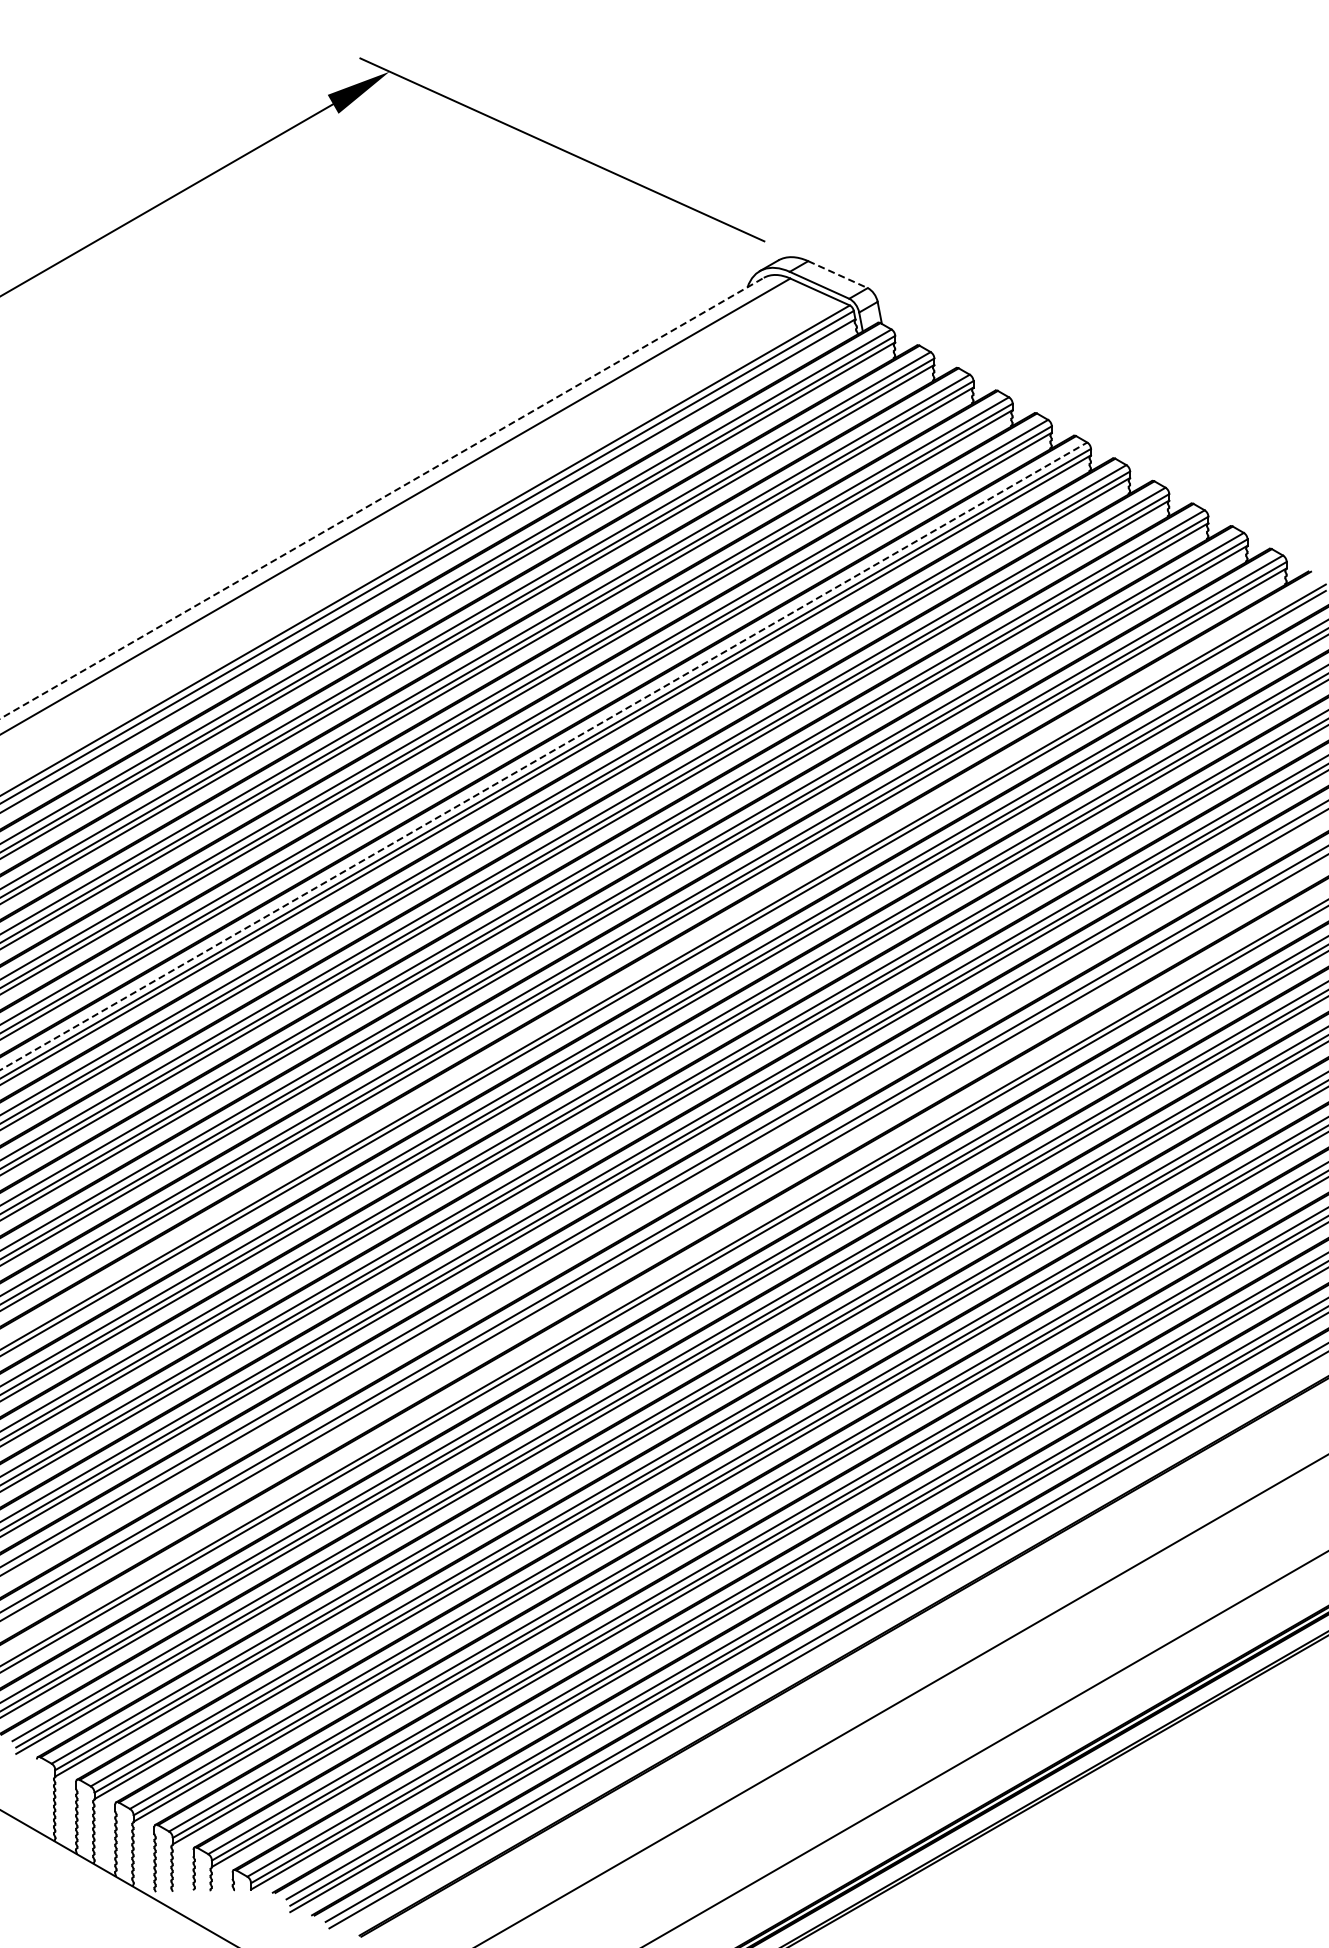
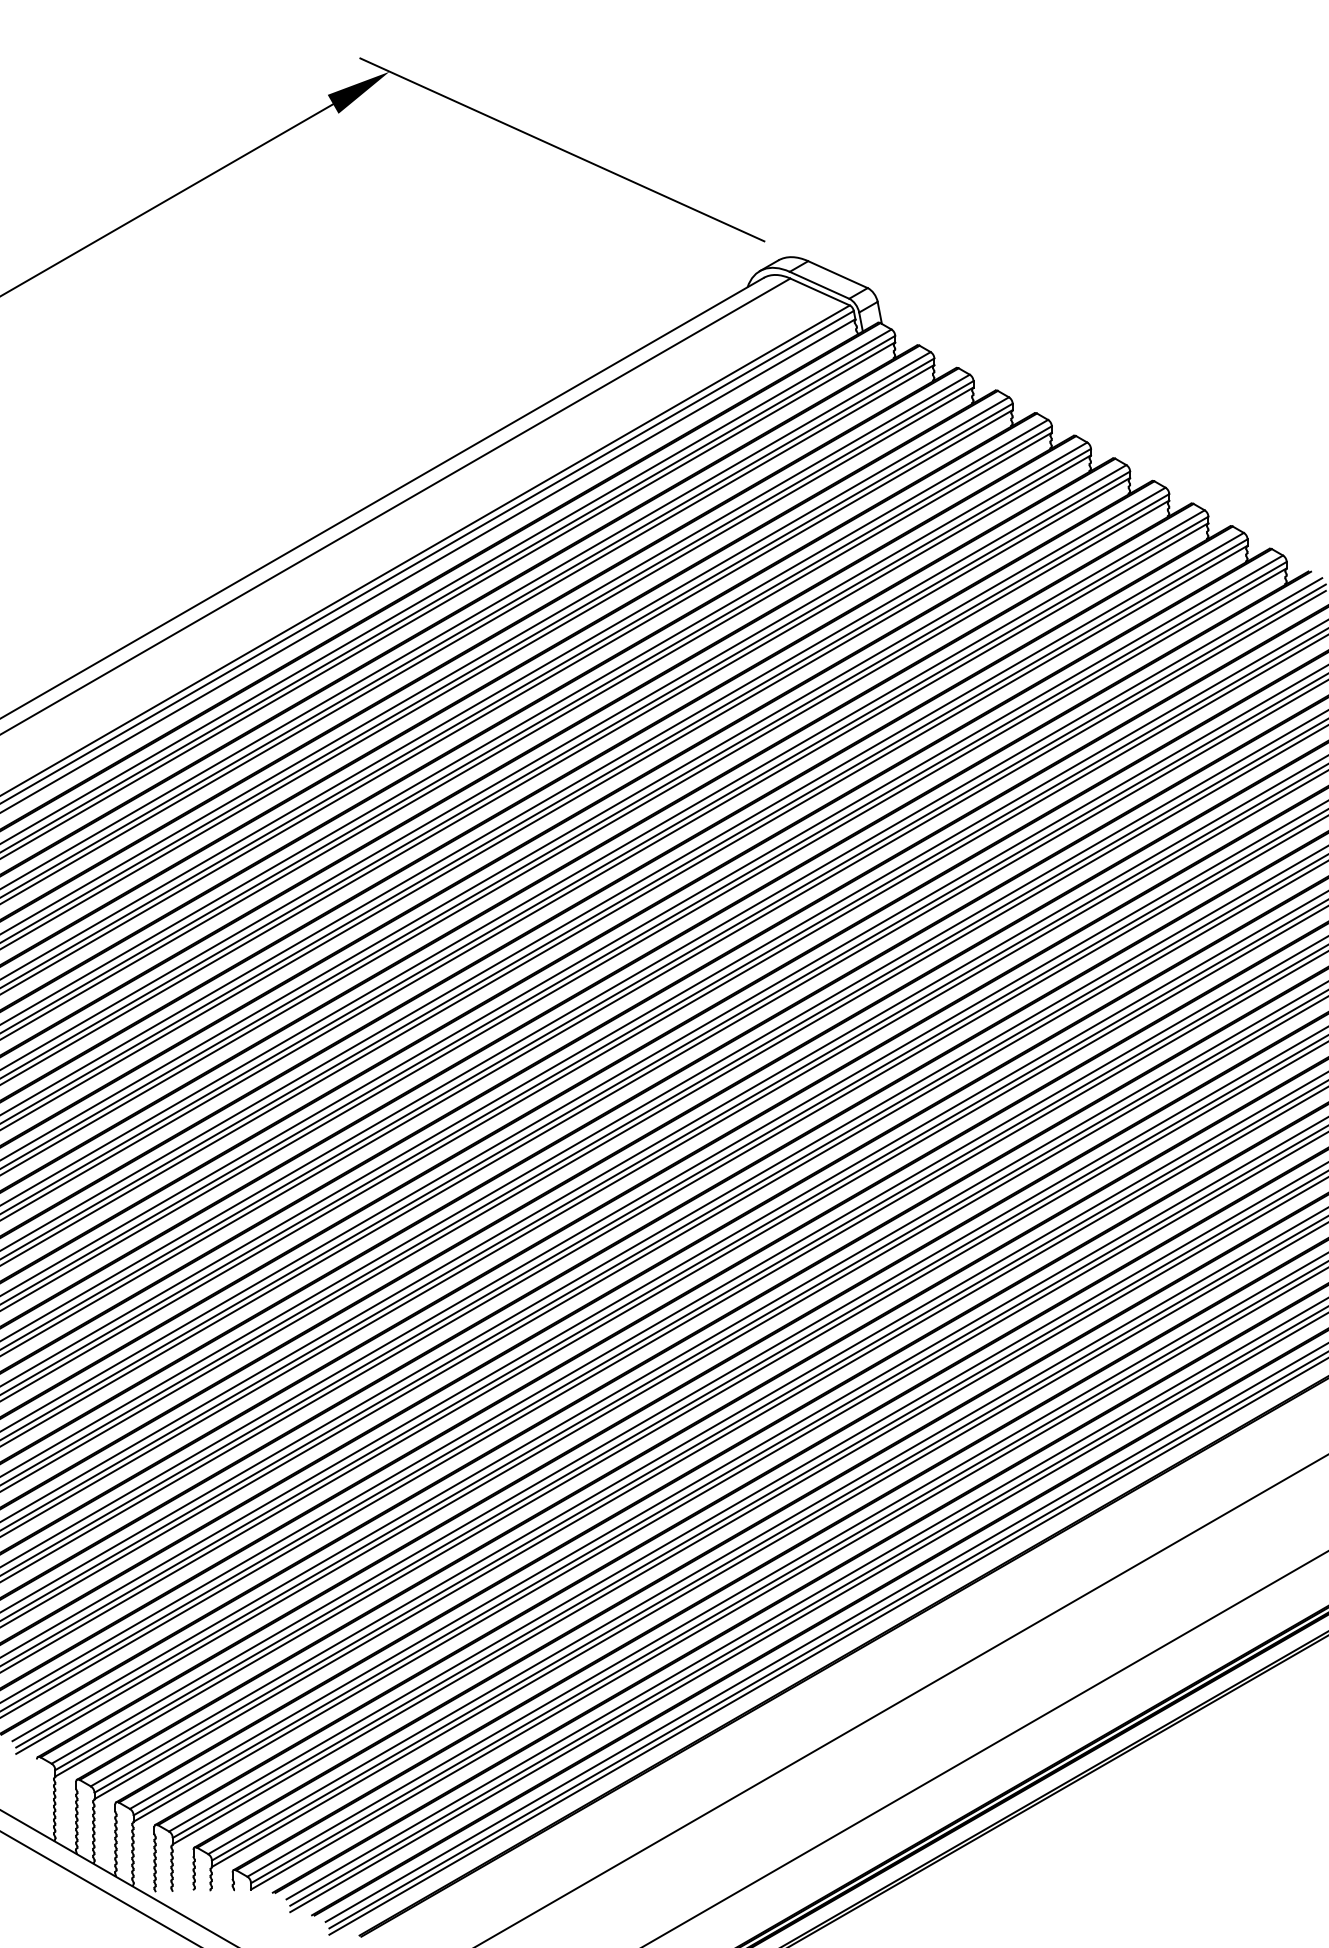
line: dashed -> solid (837, 274)
line: dashed -> solid (381, 498)
line: dashed -> solid (543, 756)
line: none -> present (662, 959)
line: none -> present (663, 1198)
line: none -> present (663, 1244)
line: none -> present (663, 1274)
line: none -> present (827, 1646)
line: none -> present (99, 1888)
